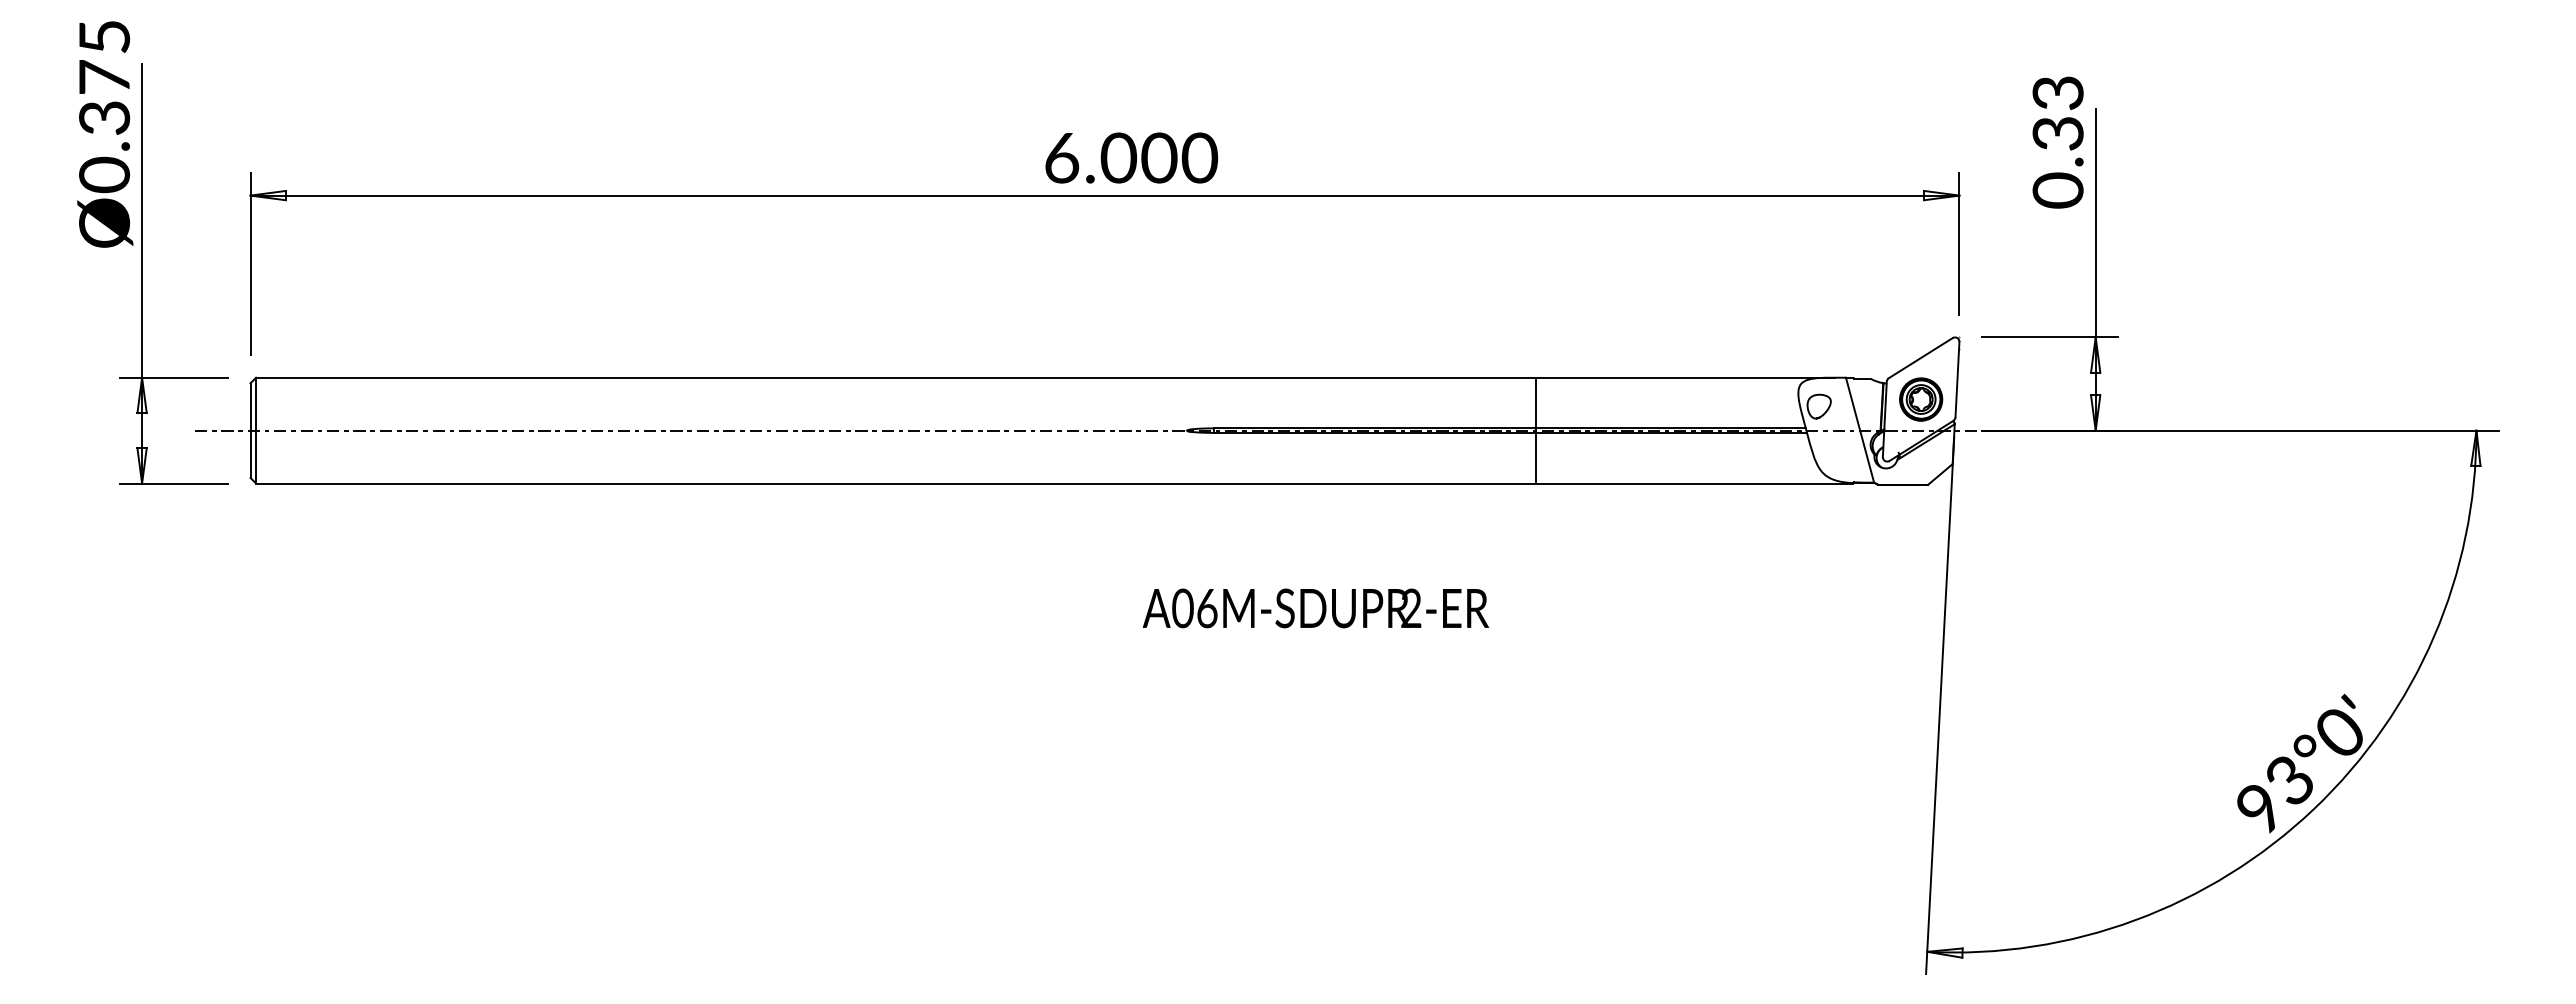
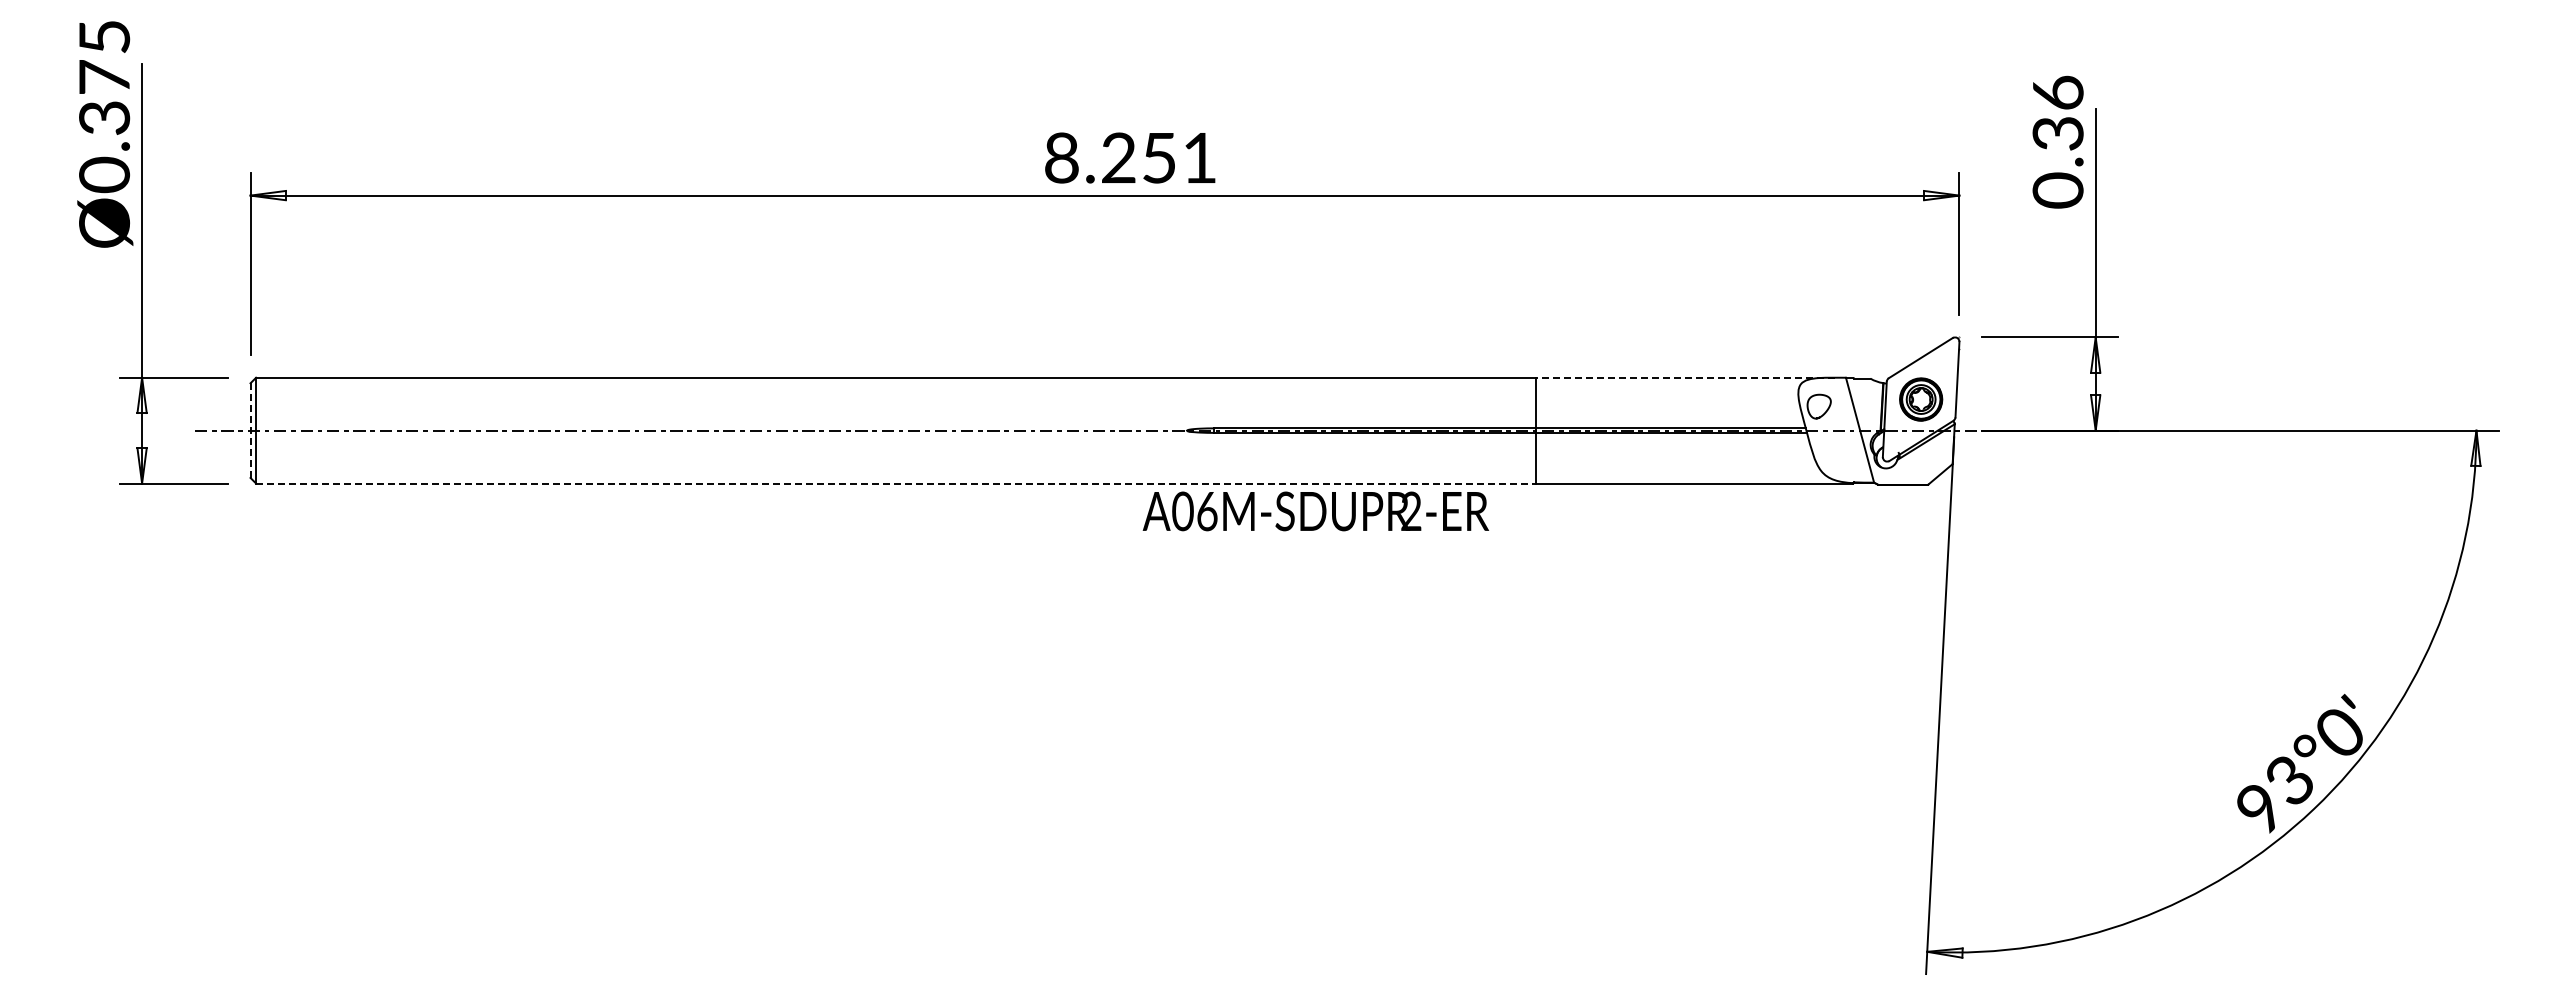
text: 0.33 -> 0.36 (2057, 92)
text: 6.000 -> 8.251 (1131, 157)
line: solid -> dashed (1685, 377)
line: solid -> dashed (250, 430)
line: solid -> dashed (896, 483)
text position: (1315, 608) -> (1315, 511) (1315, 511)
